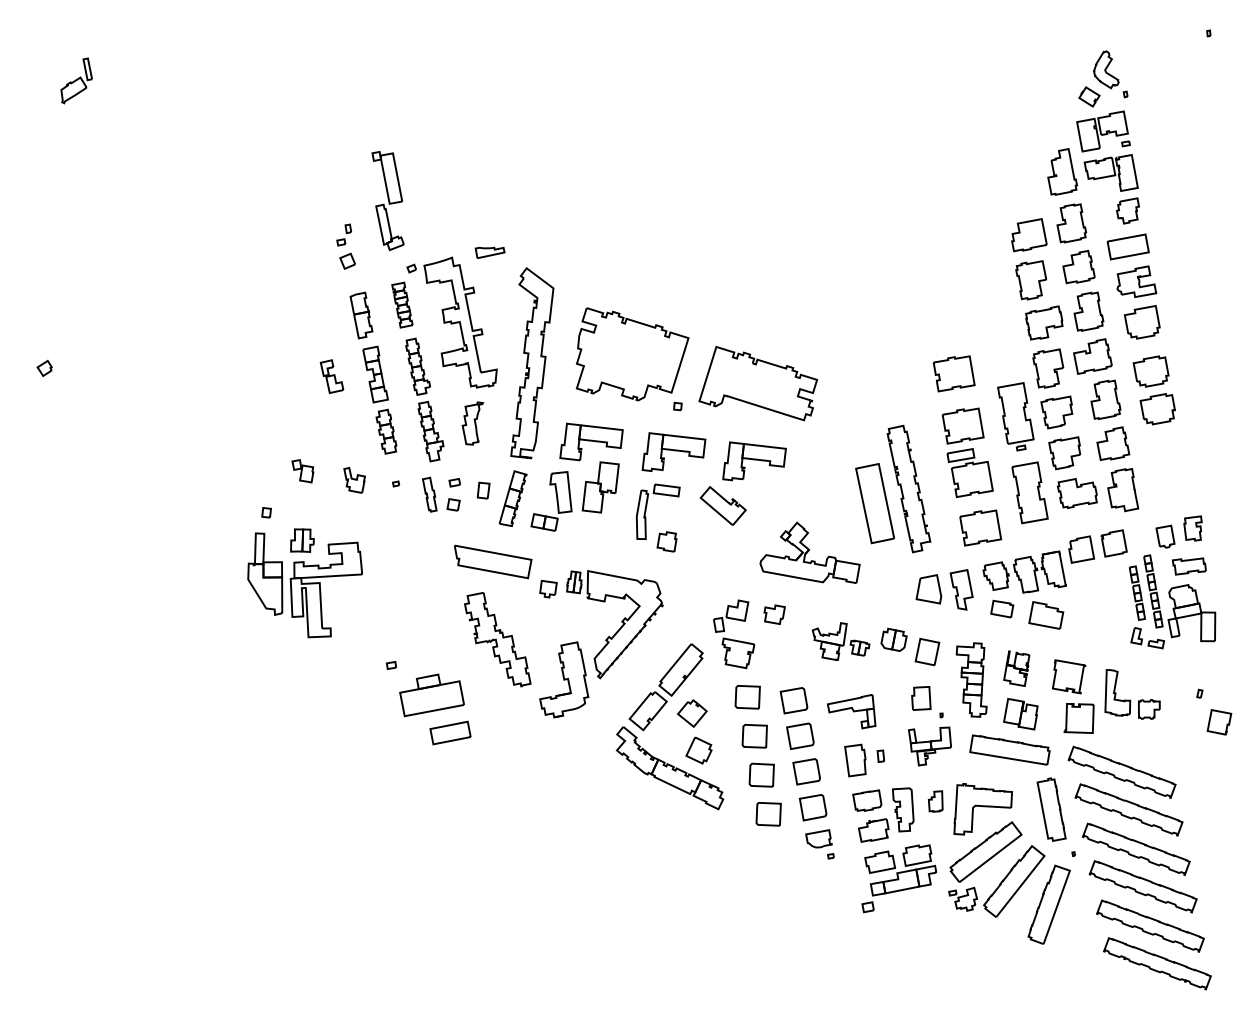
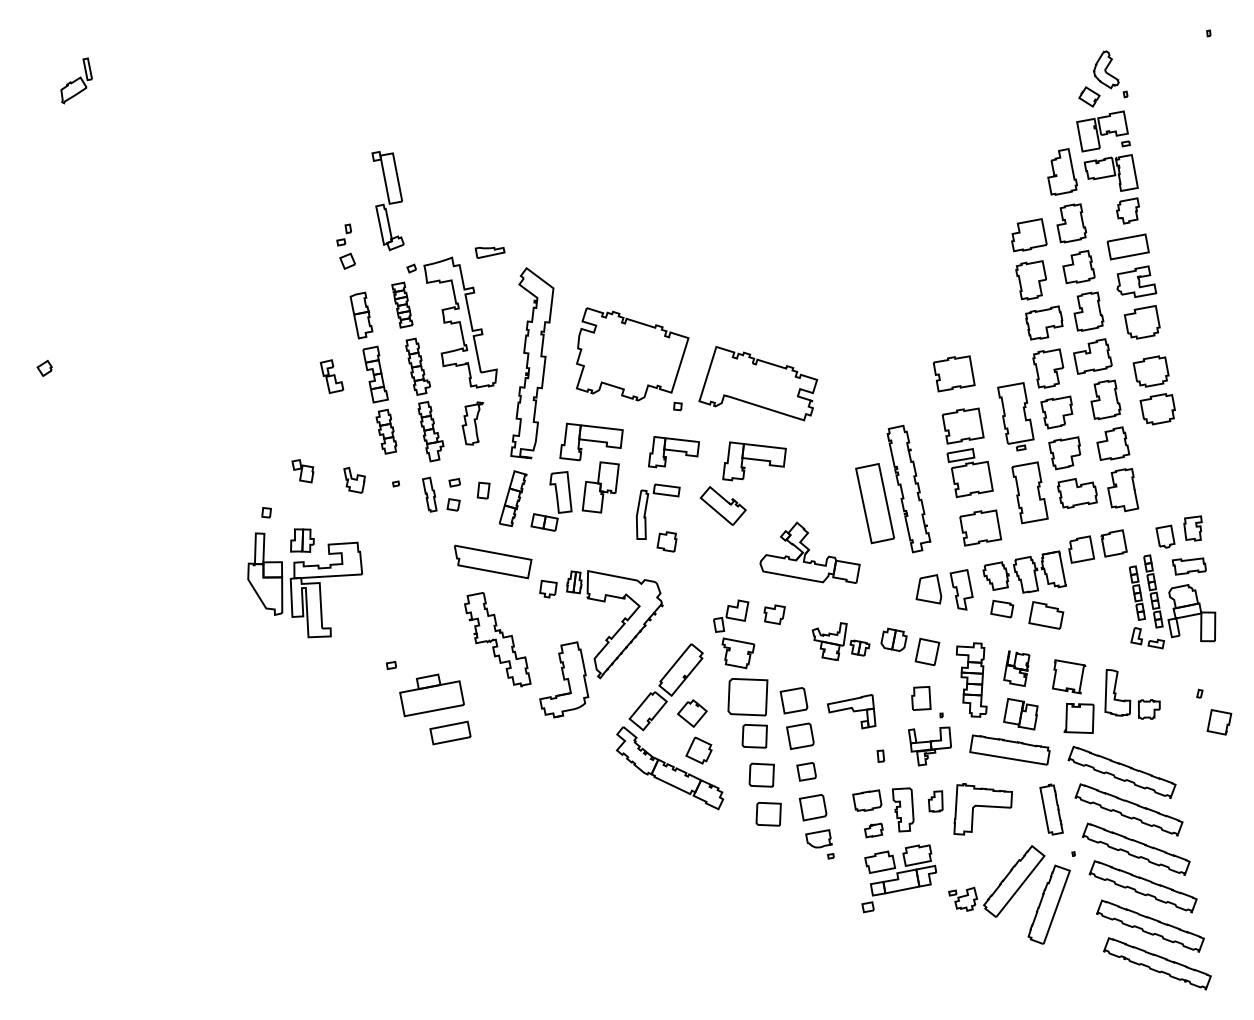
part size: 66x40 px -> 53x33 px (674, 452)
part size: 27x25 px -> 42x39 px (747, 697)
part: present -> none (855, 760)
part size: 29x28 px -> 21x20 px (806, 771)
part size: 31x65 px -> 25x53 px (1051, 809)
part size: 32x25 px -> 20x17 px (873, 830)
part: present -> none (985, 851)
